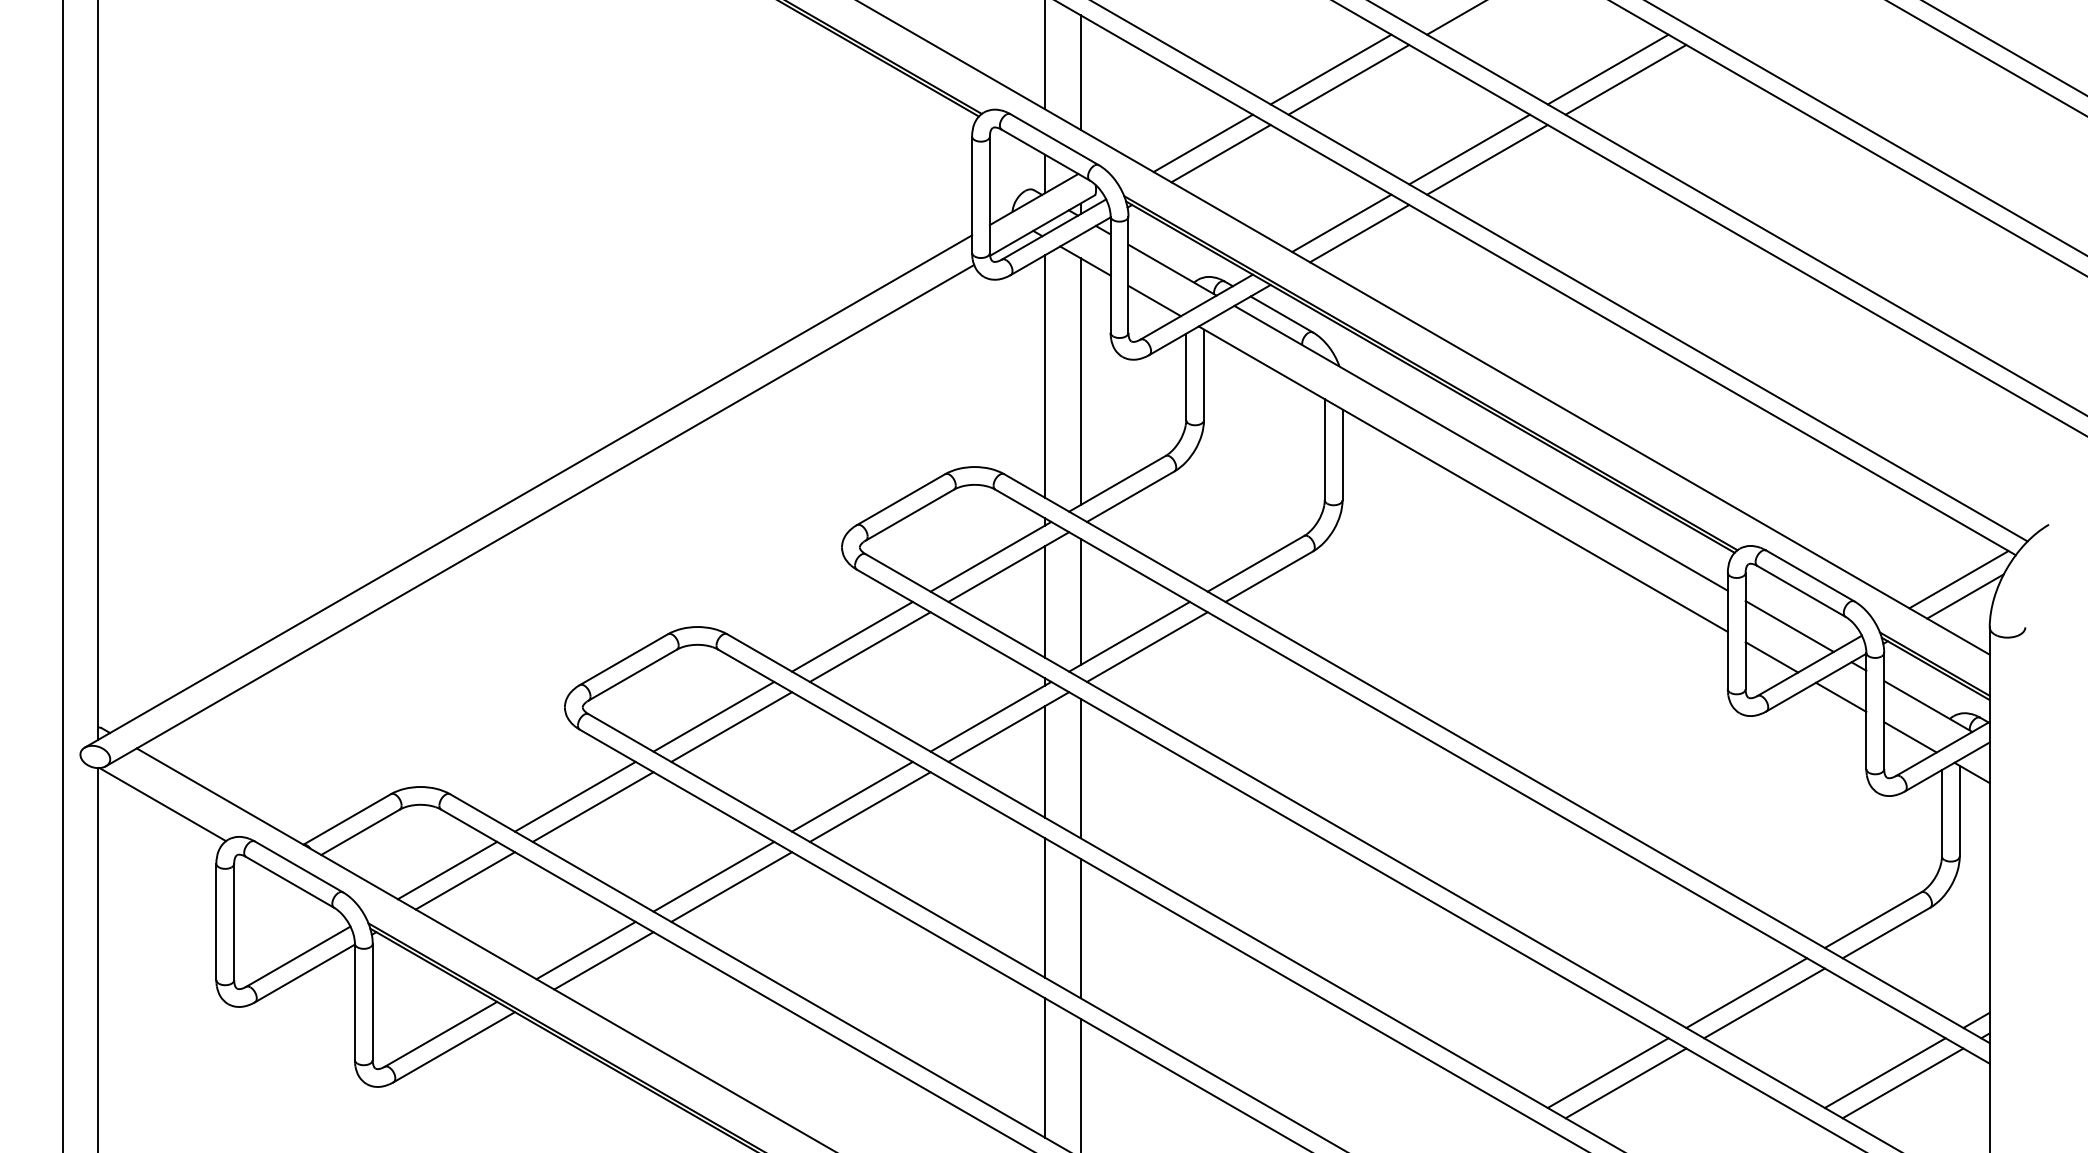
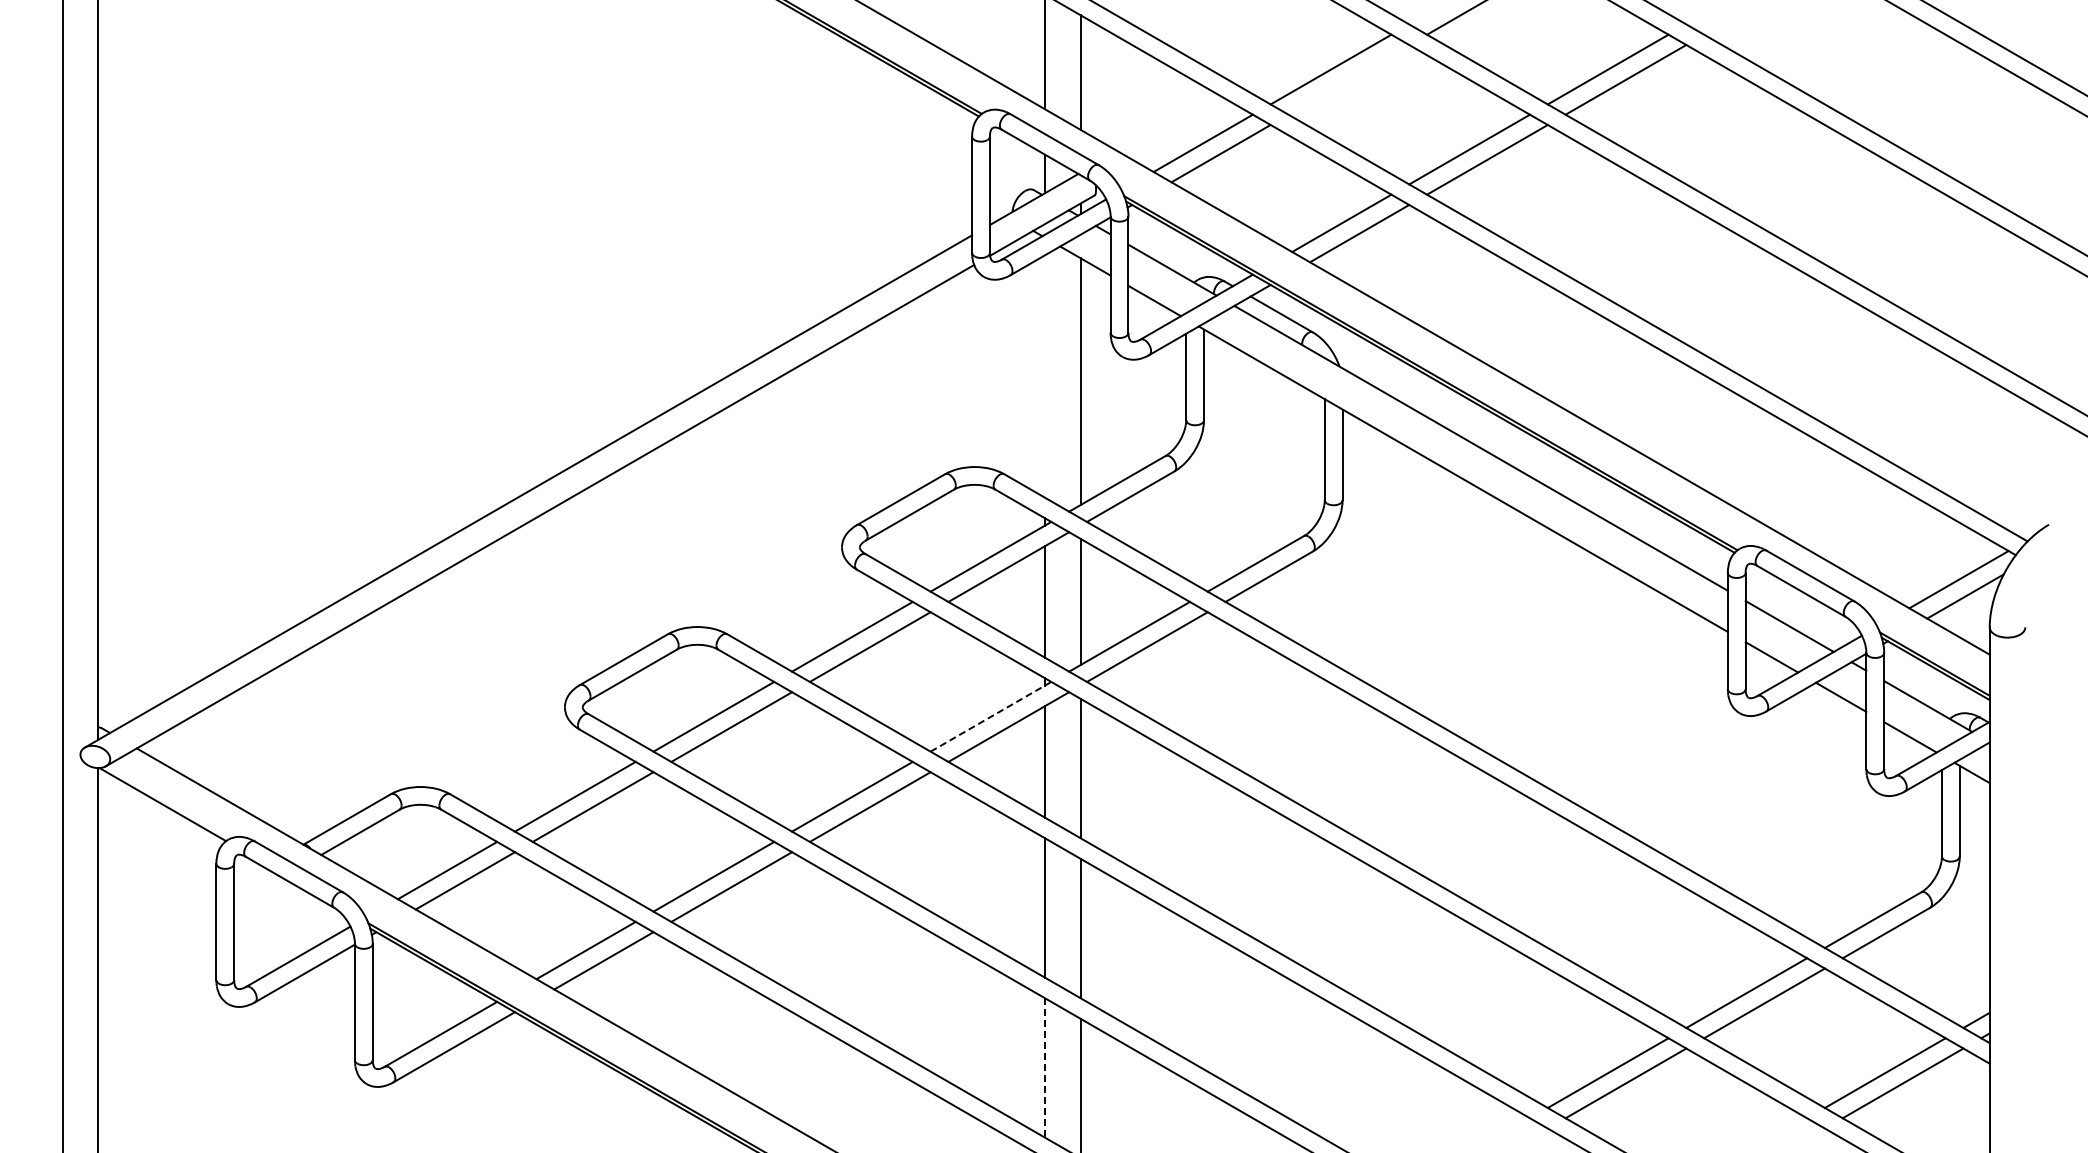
line: present -> none (1348, 79)
line: present -> none (1045, 376)
line: solid -> dashed (991, 716)
line: solid -> dashed (1045, 1067)
